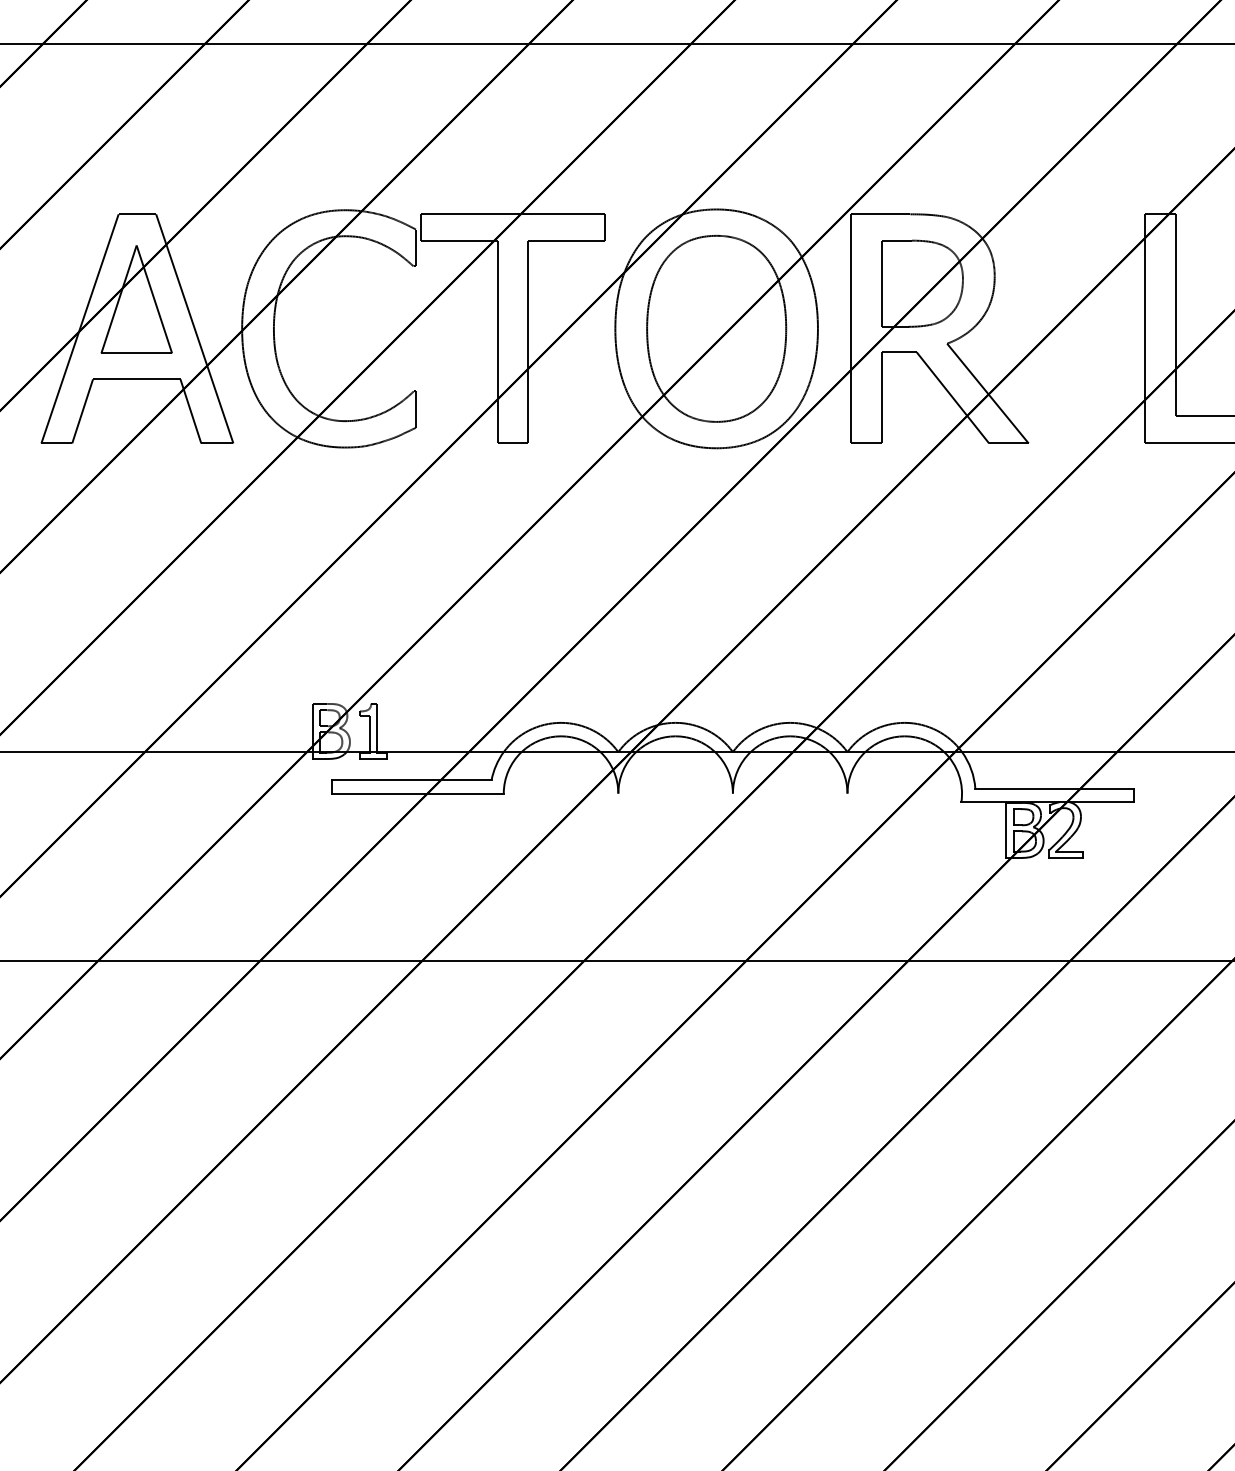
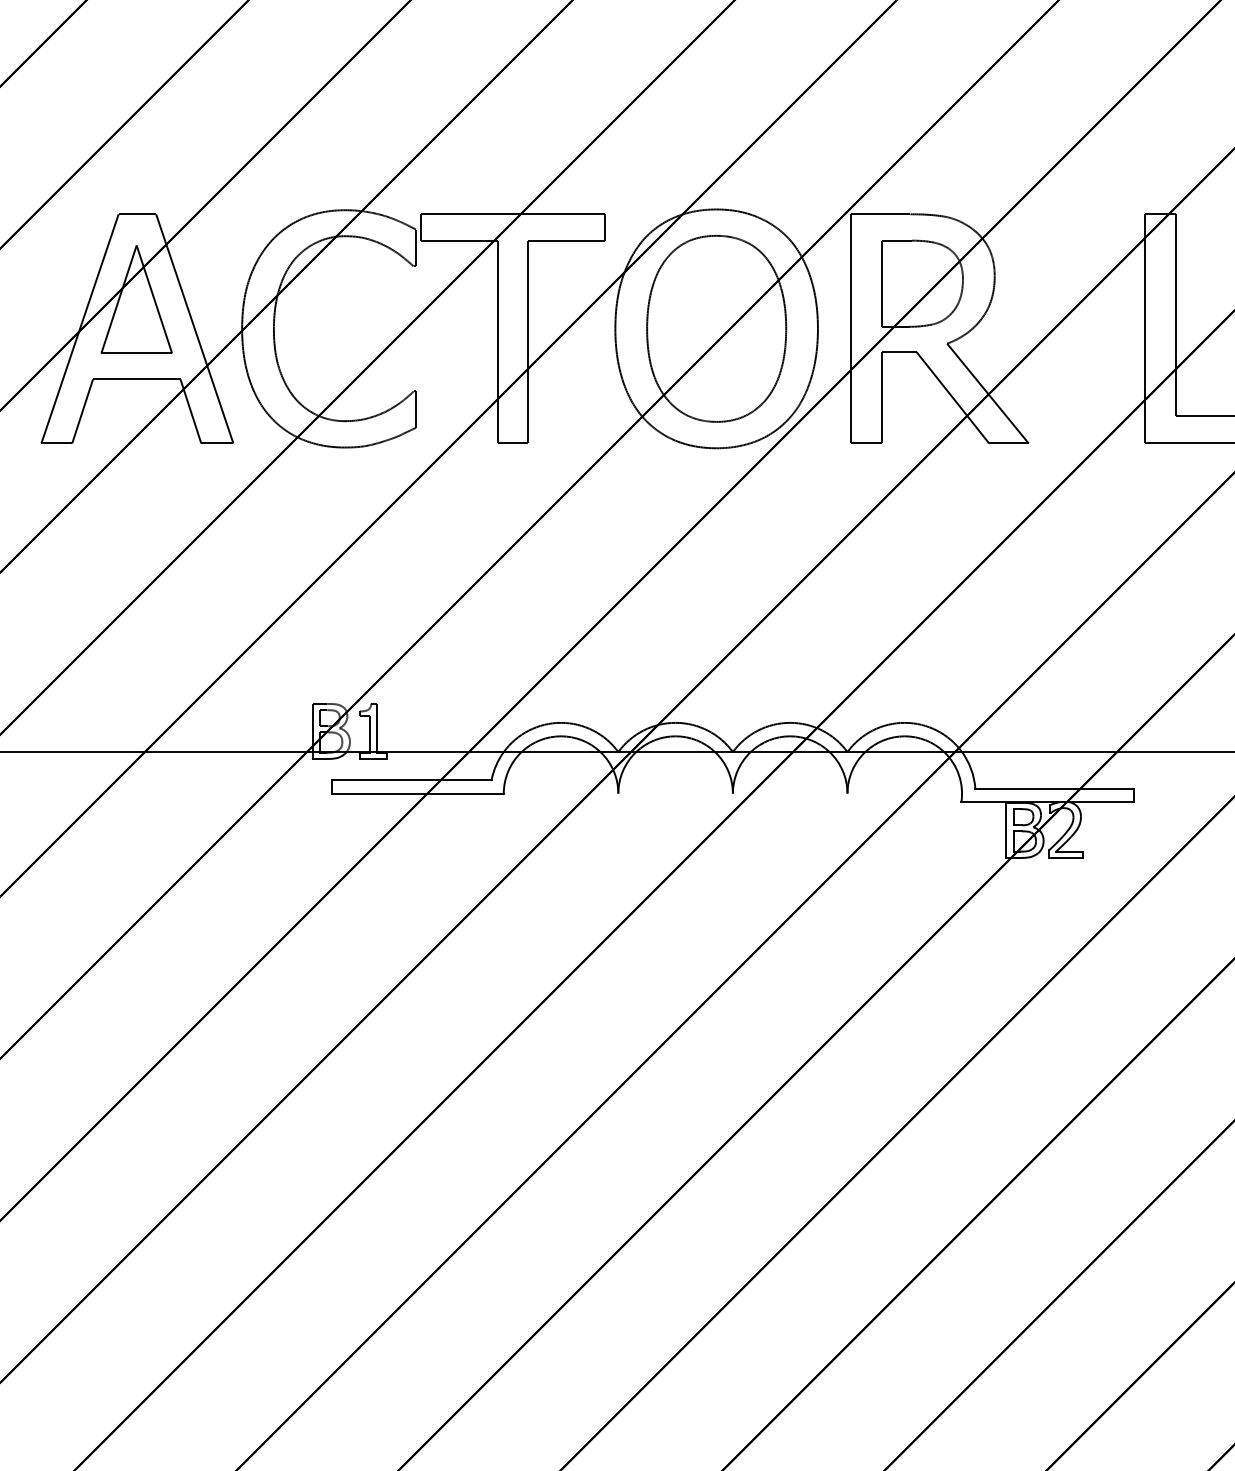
line: present -> none (616, 44)
line: present -> none (616, 960)
